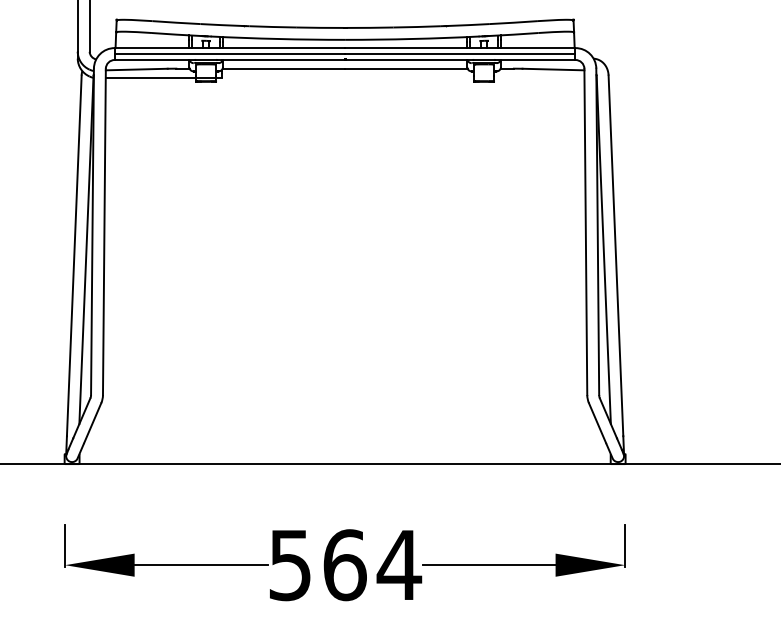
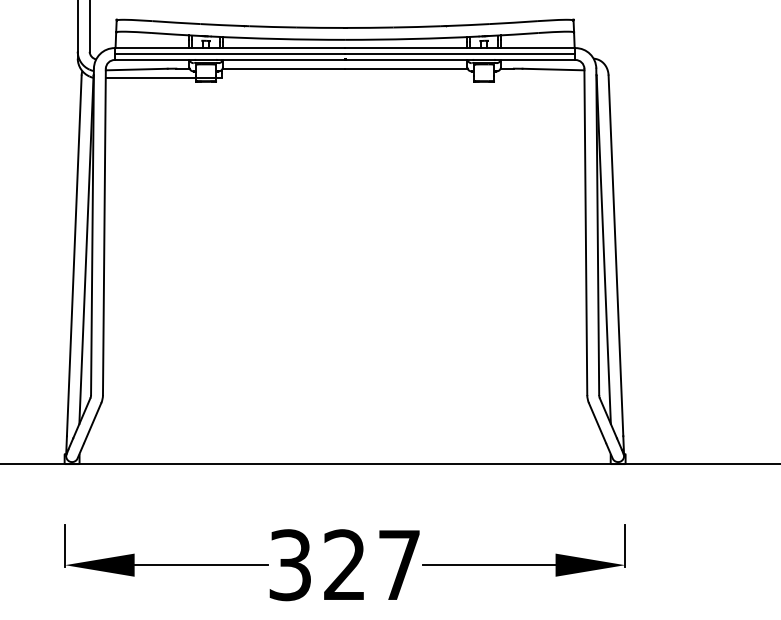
text: 564 -> 327 (346, 565)
